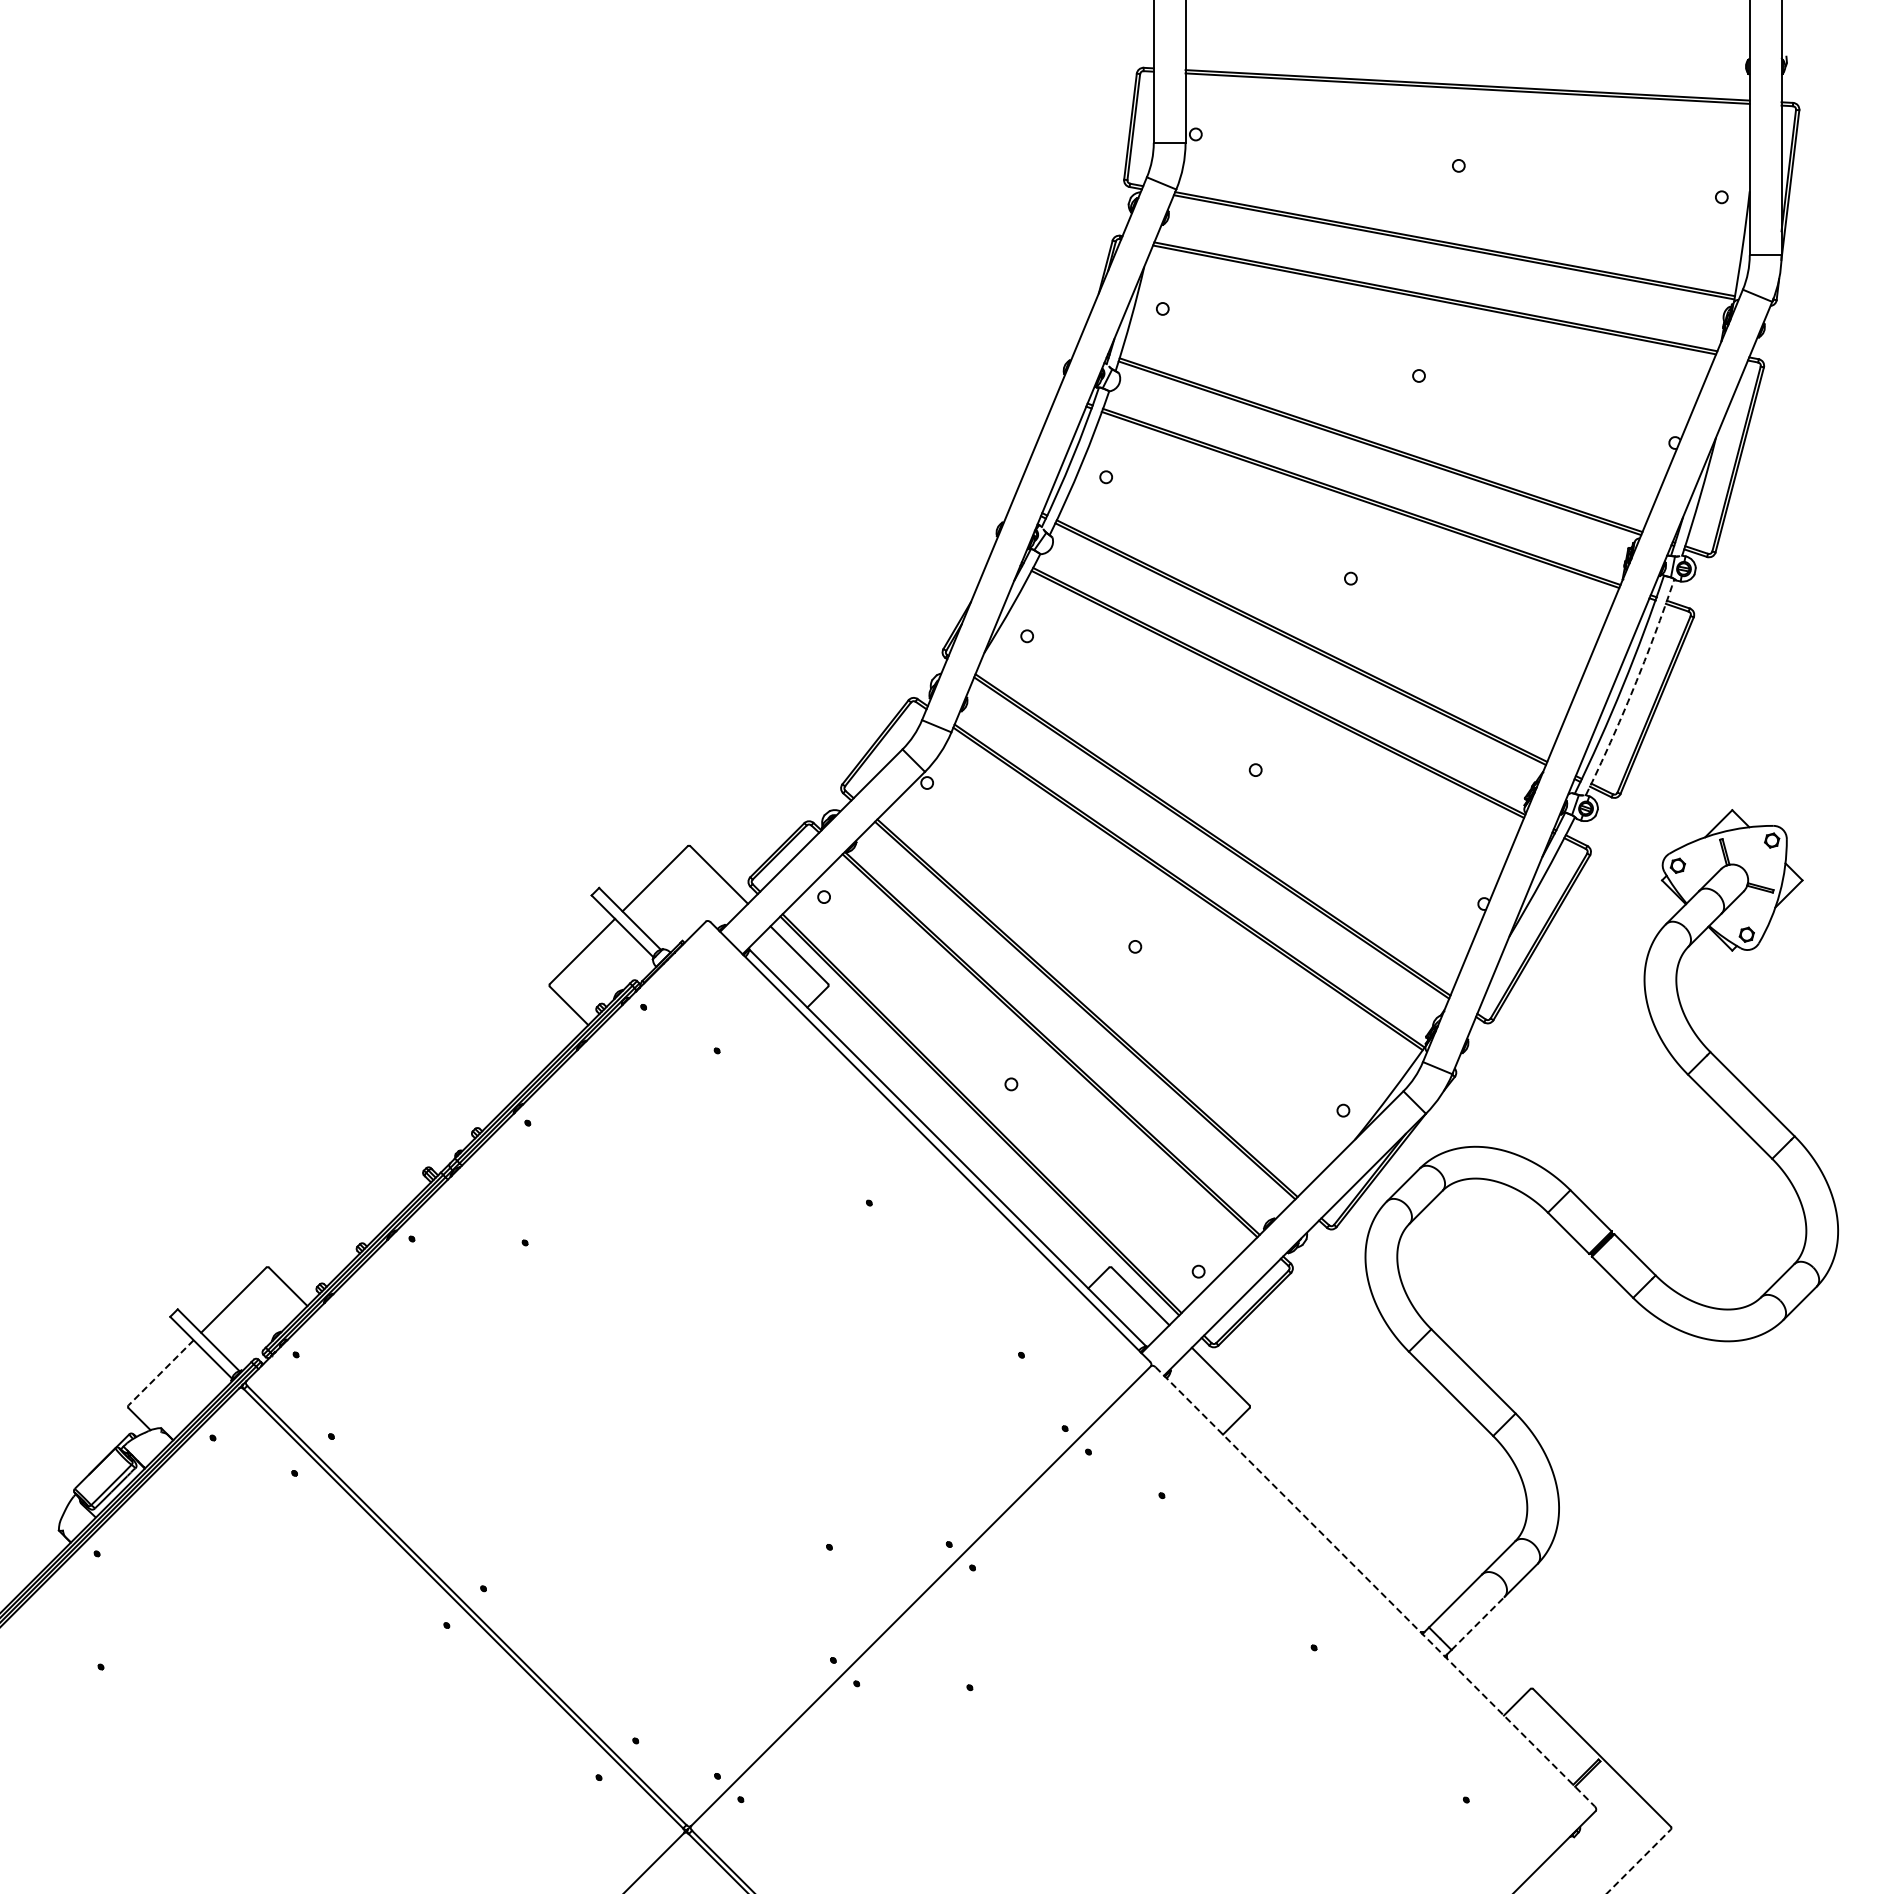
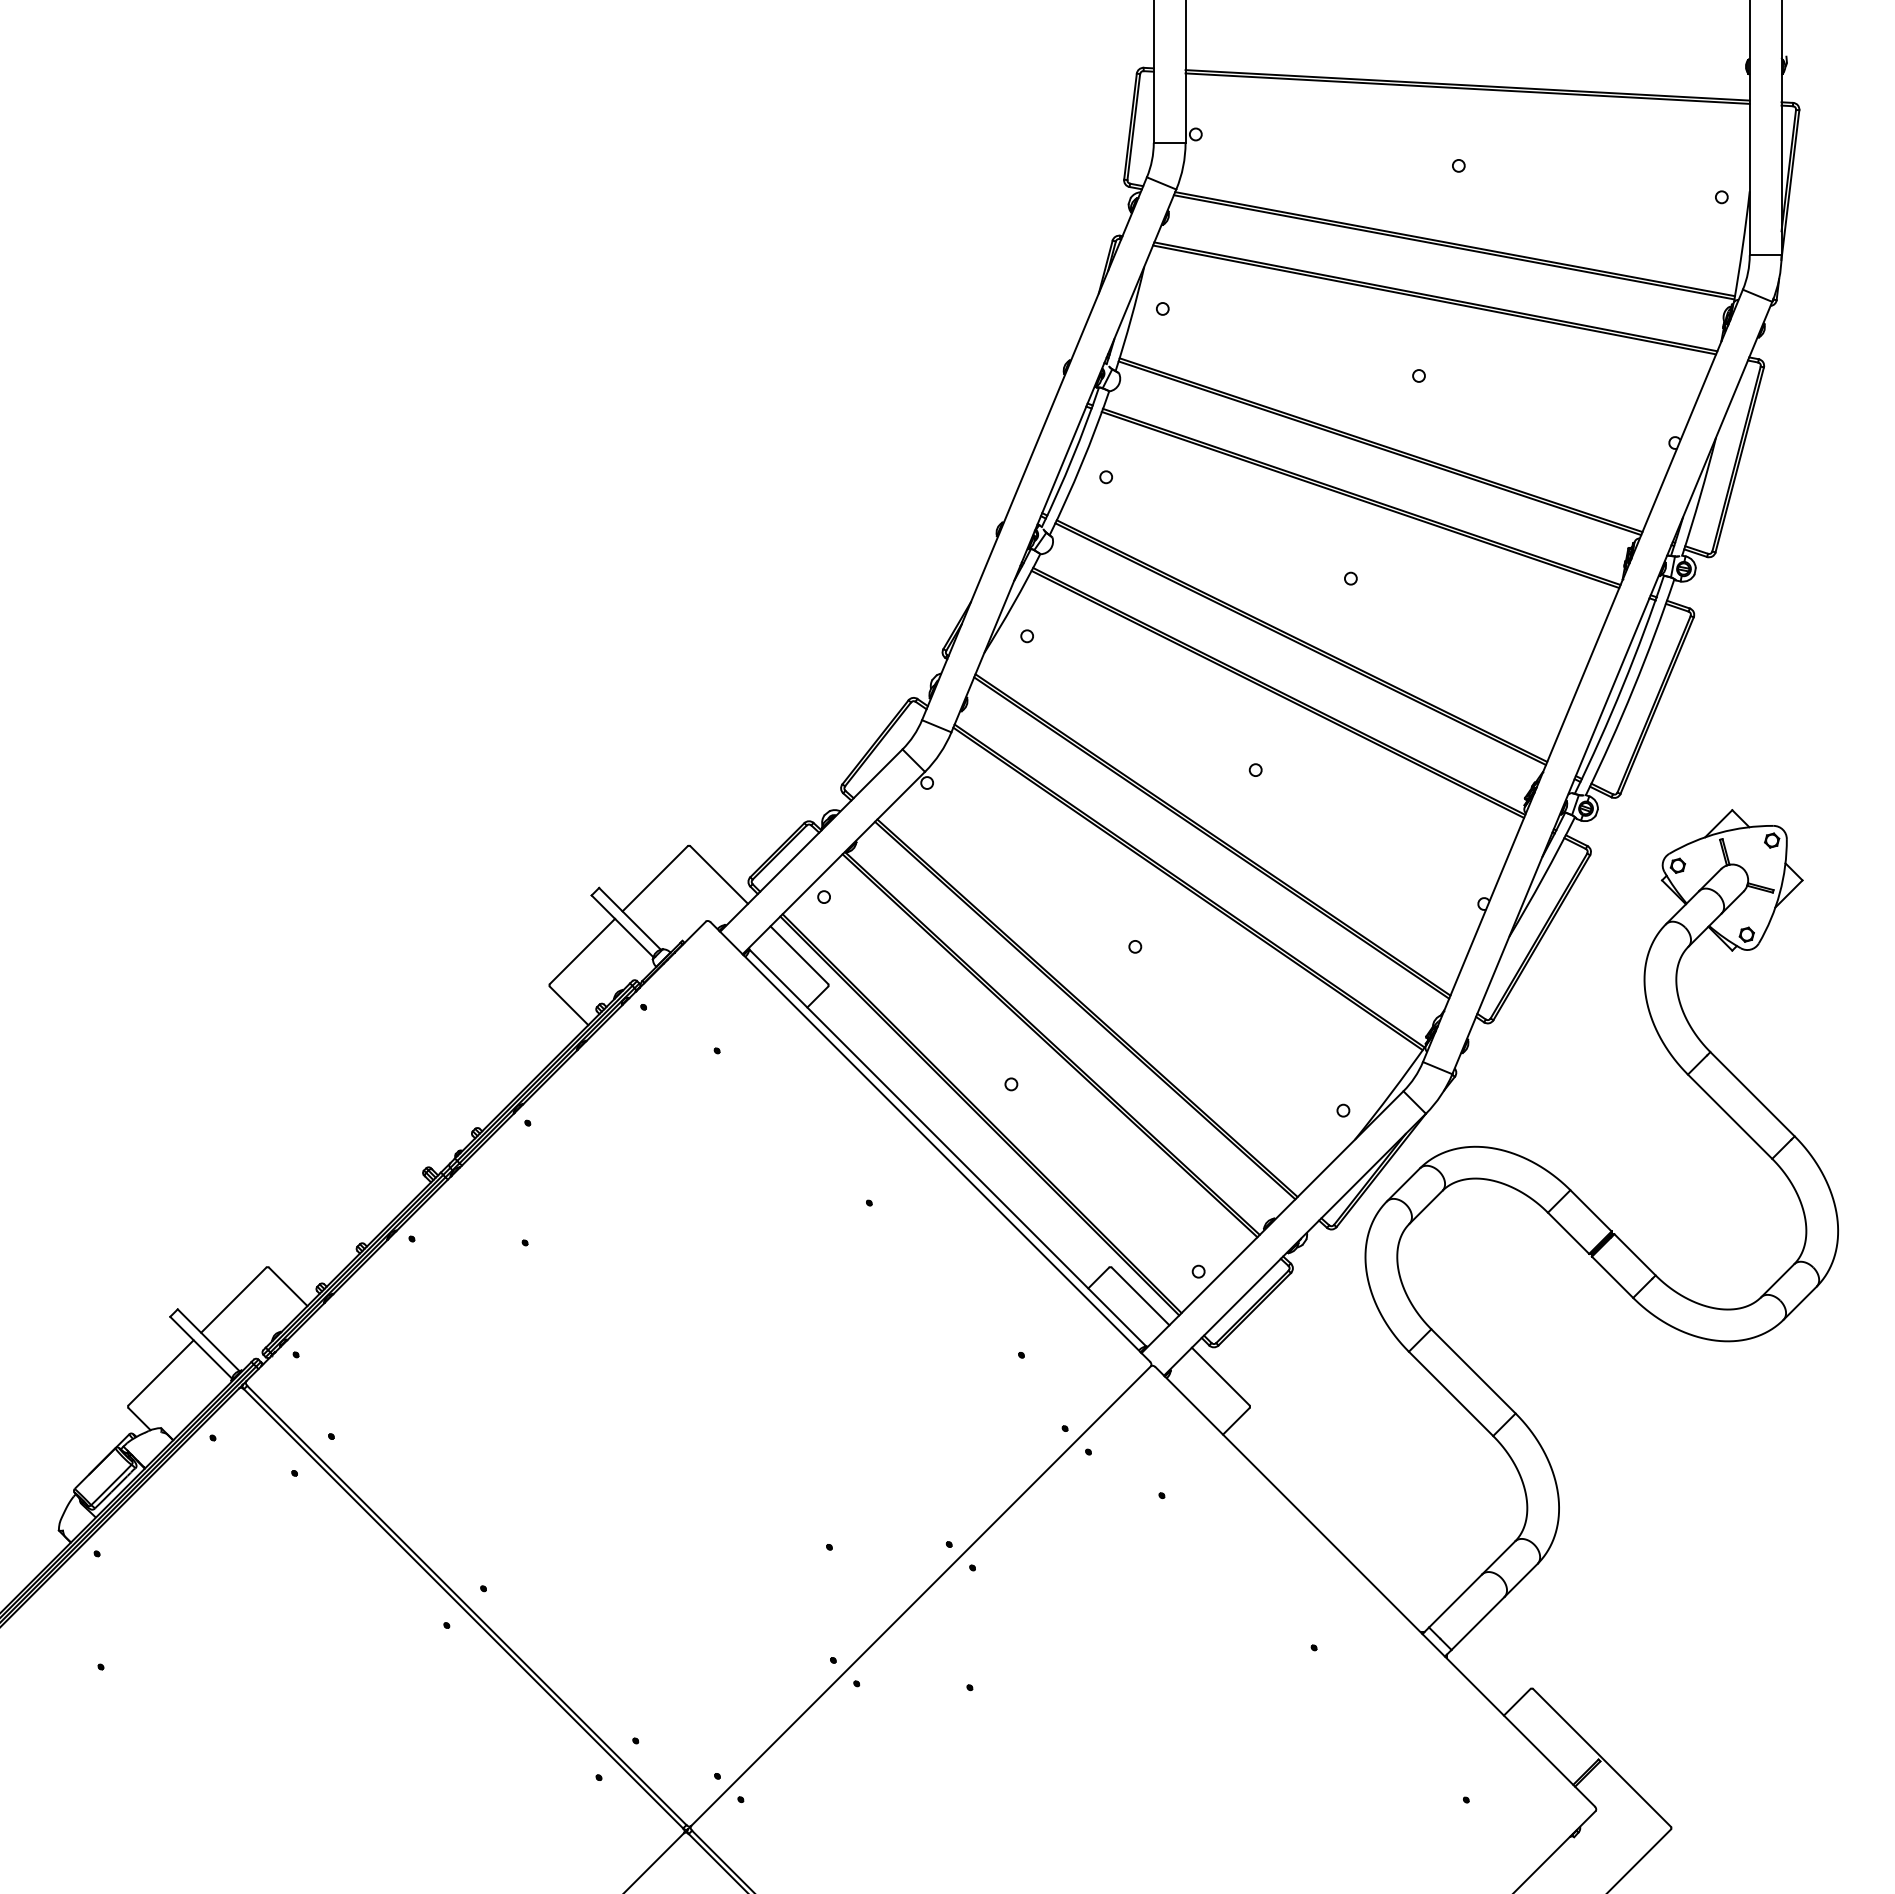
arc: dashed -> solid (1633, 688)
line: dashed -> solid (160, 1373)
line: dashed -> solid (1375, 1586)
line: dashed -> solid (1478, 1623)
line: dashed -> solid (1638, 1861)
